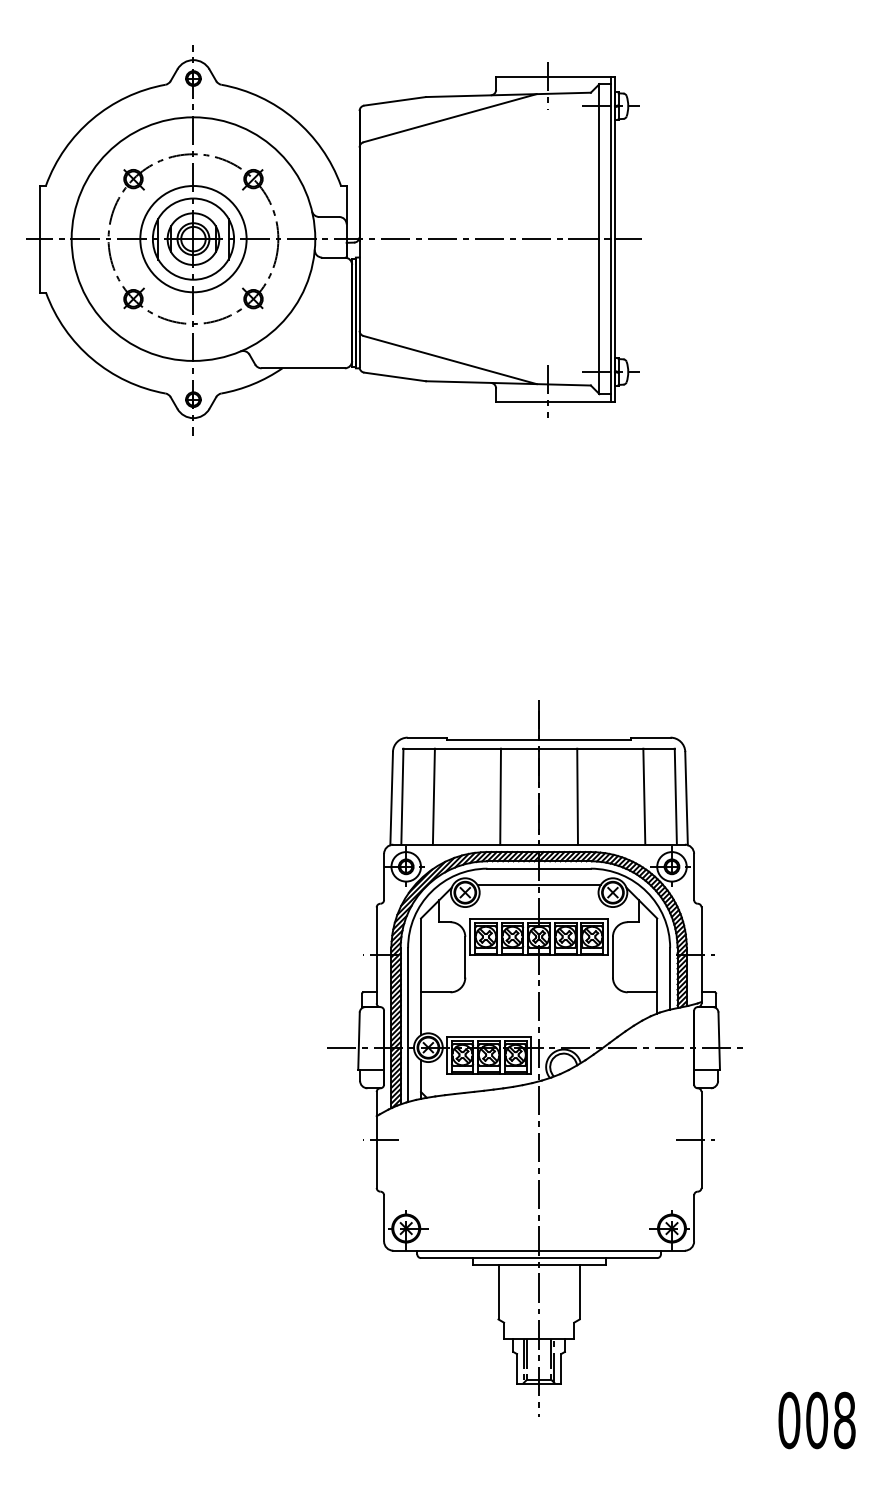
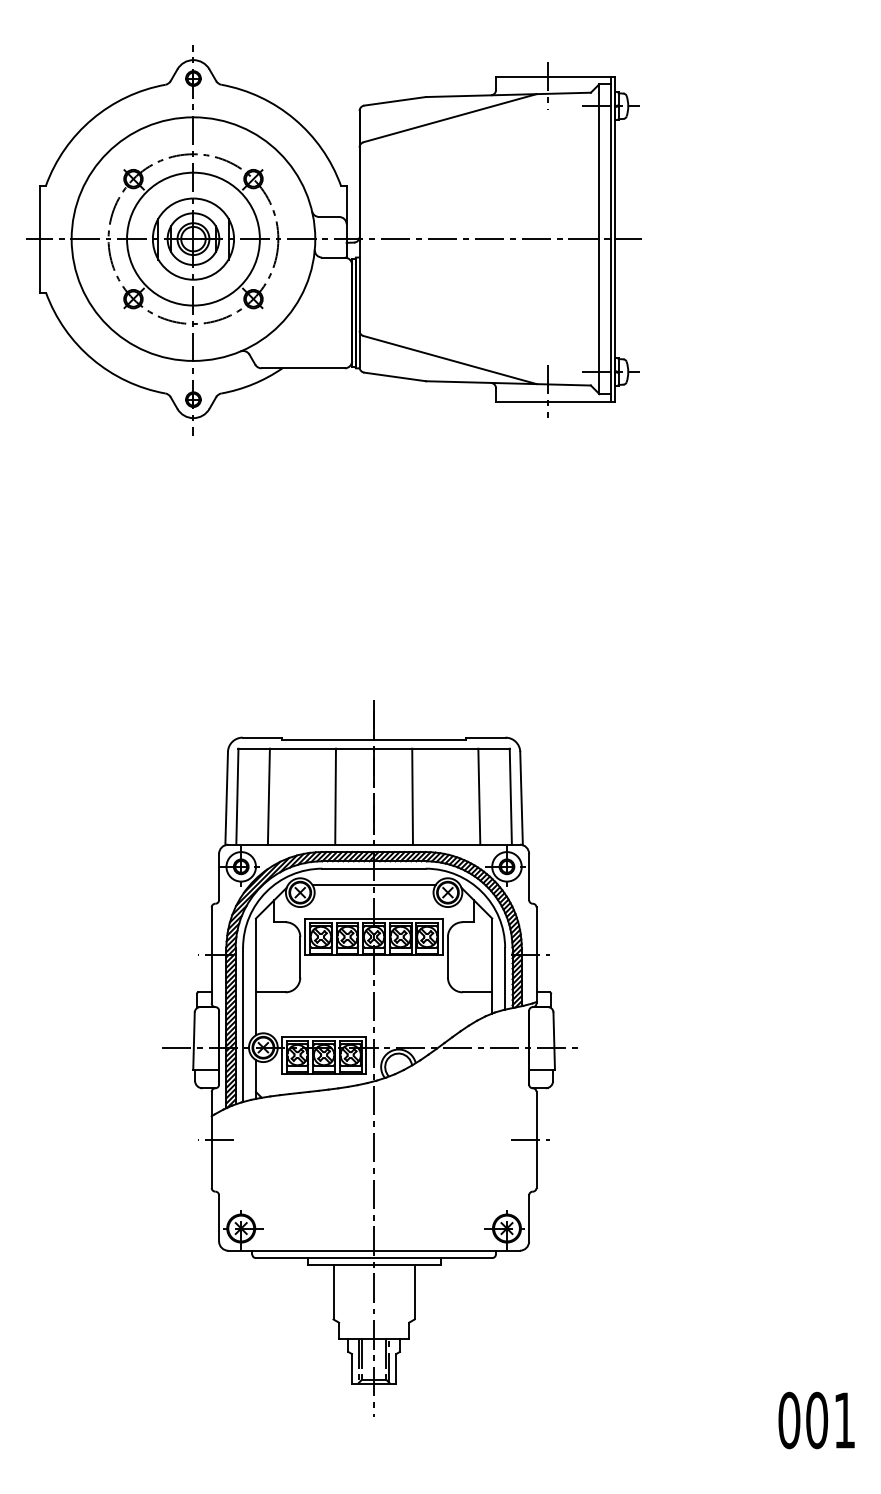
circle diameter: 106 px -> 133 px (193, 238)
part position: (534, 1058) -> (369, 1058) (369, 1058)
text: 008 -> 001 (844, 1420)
